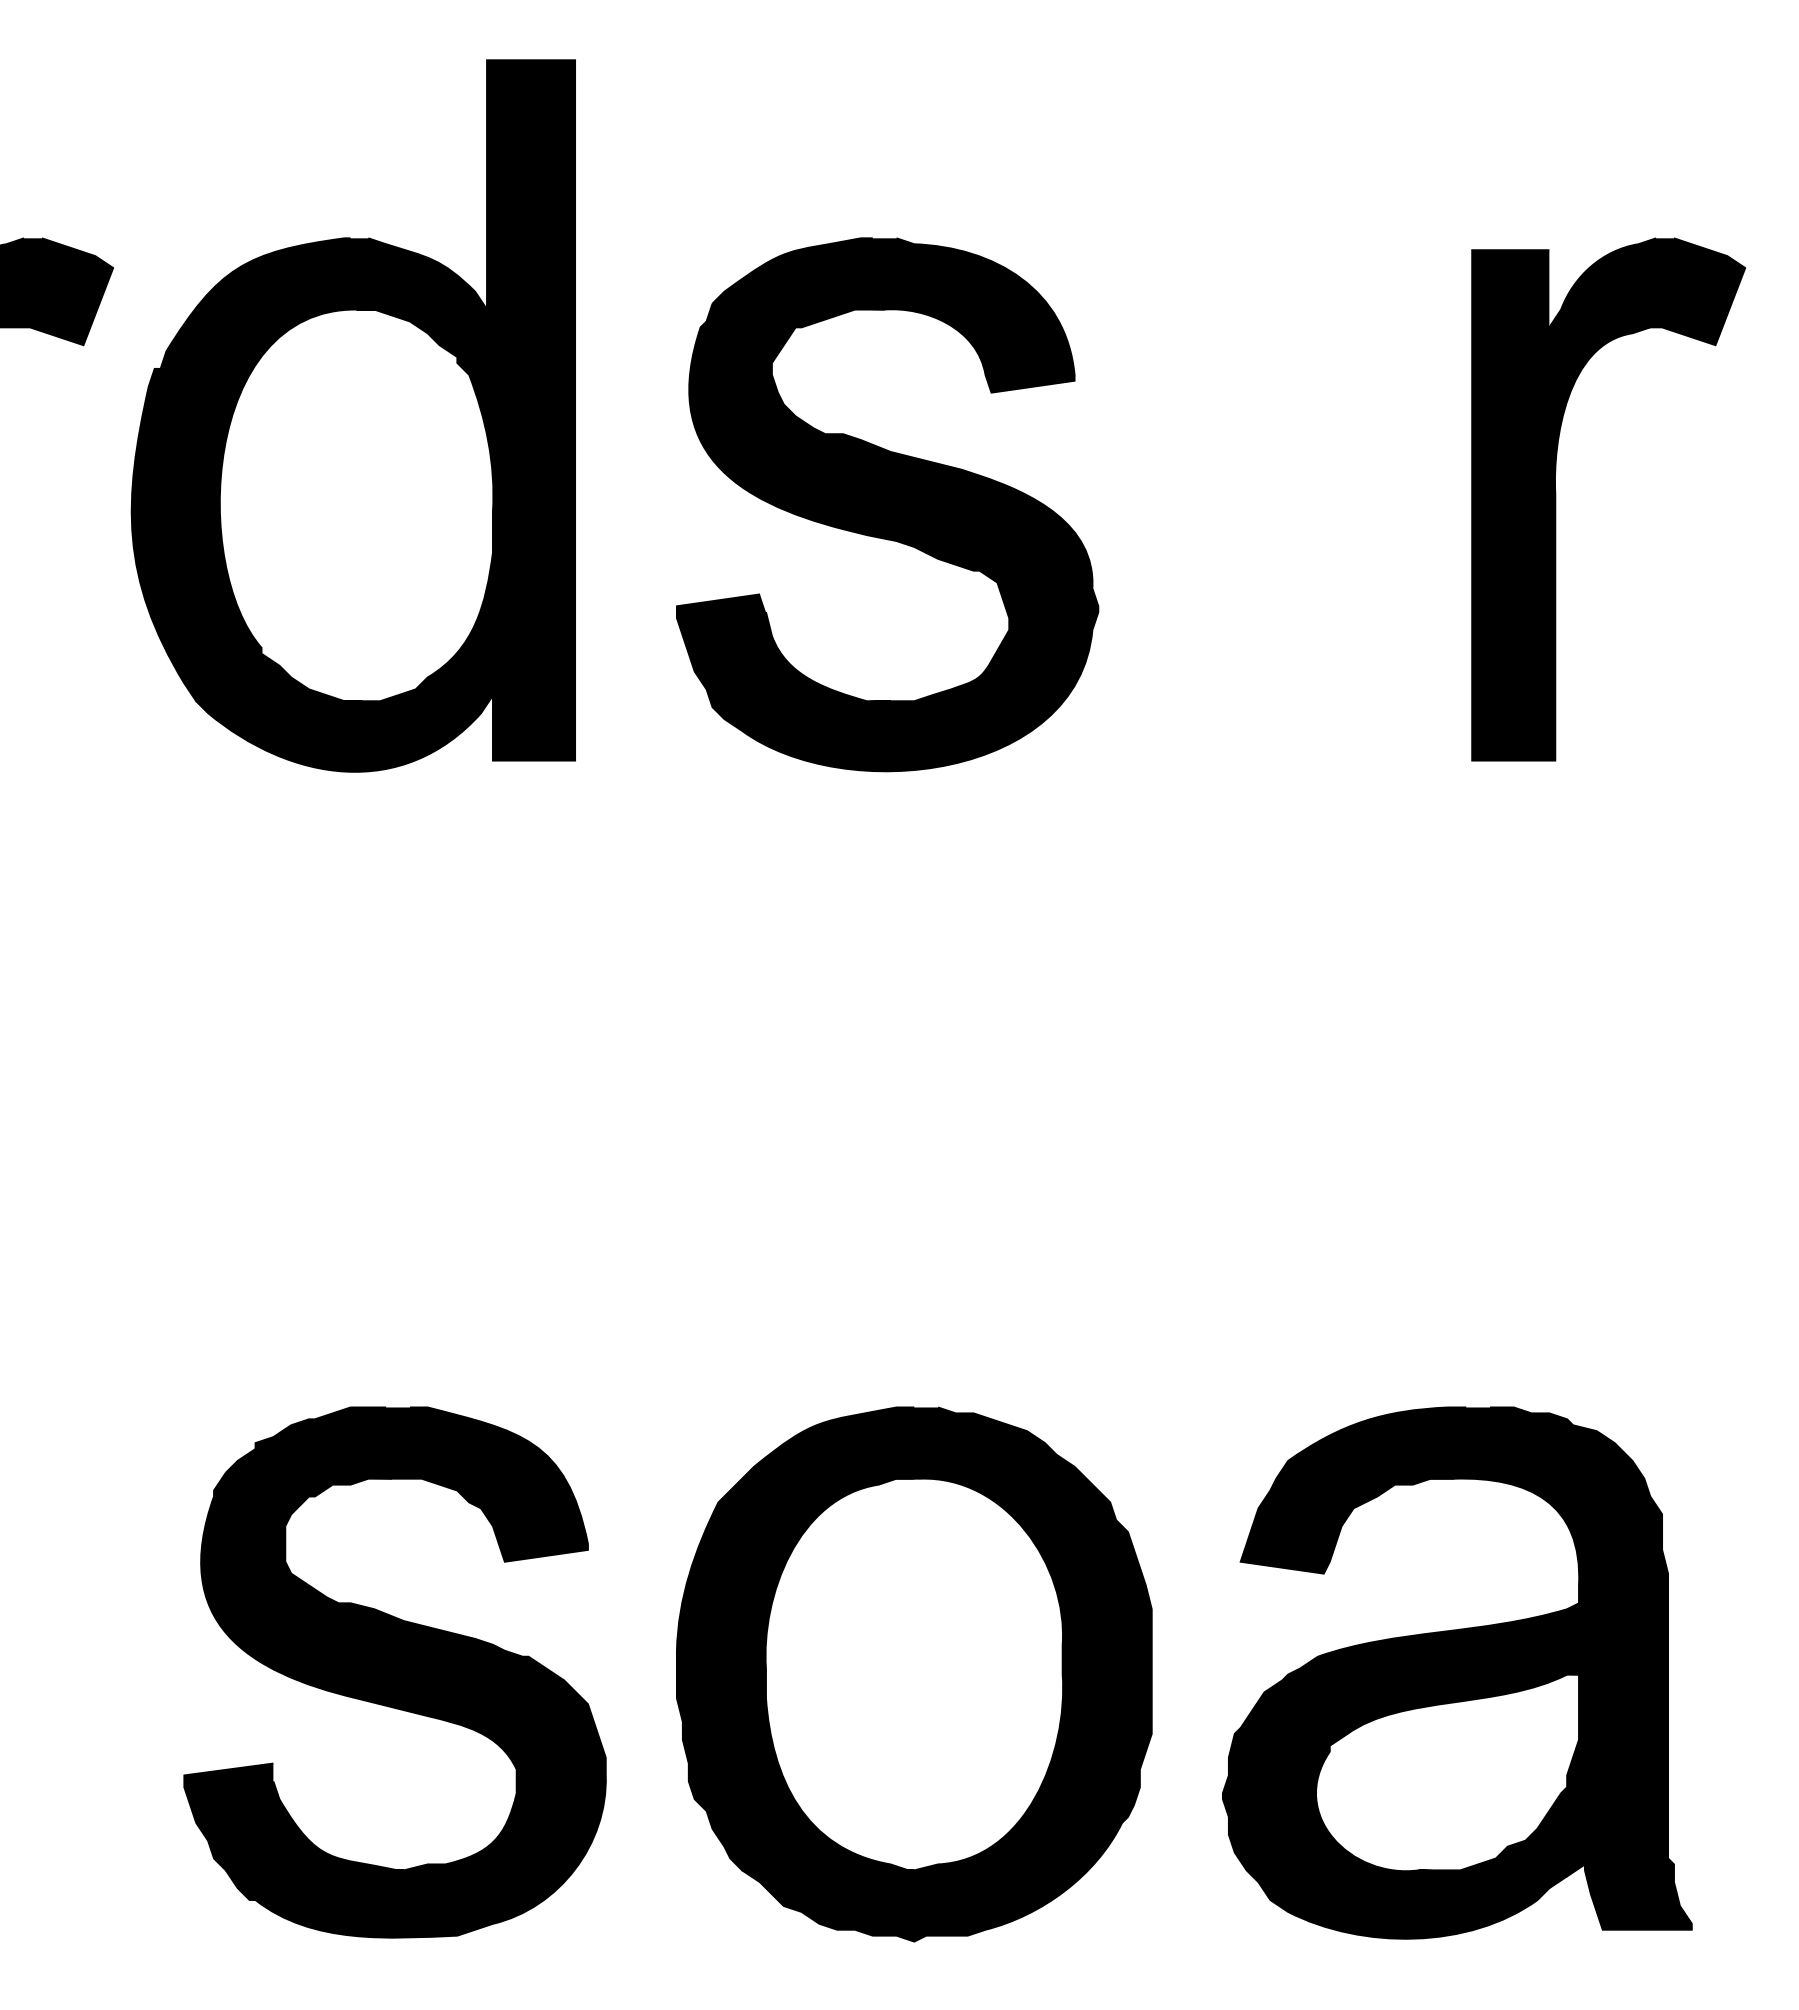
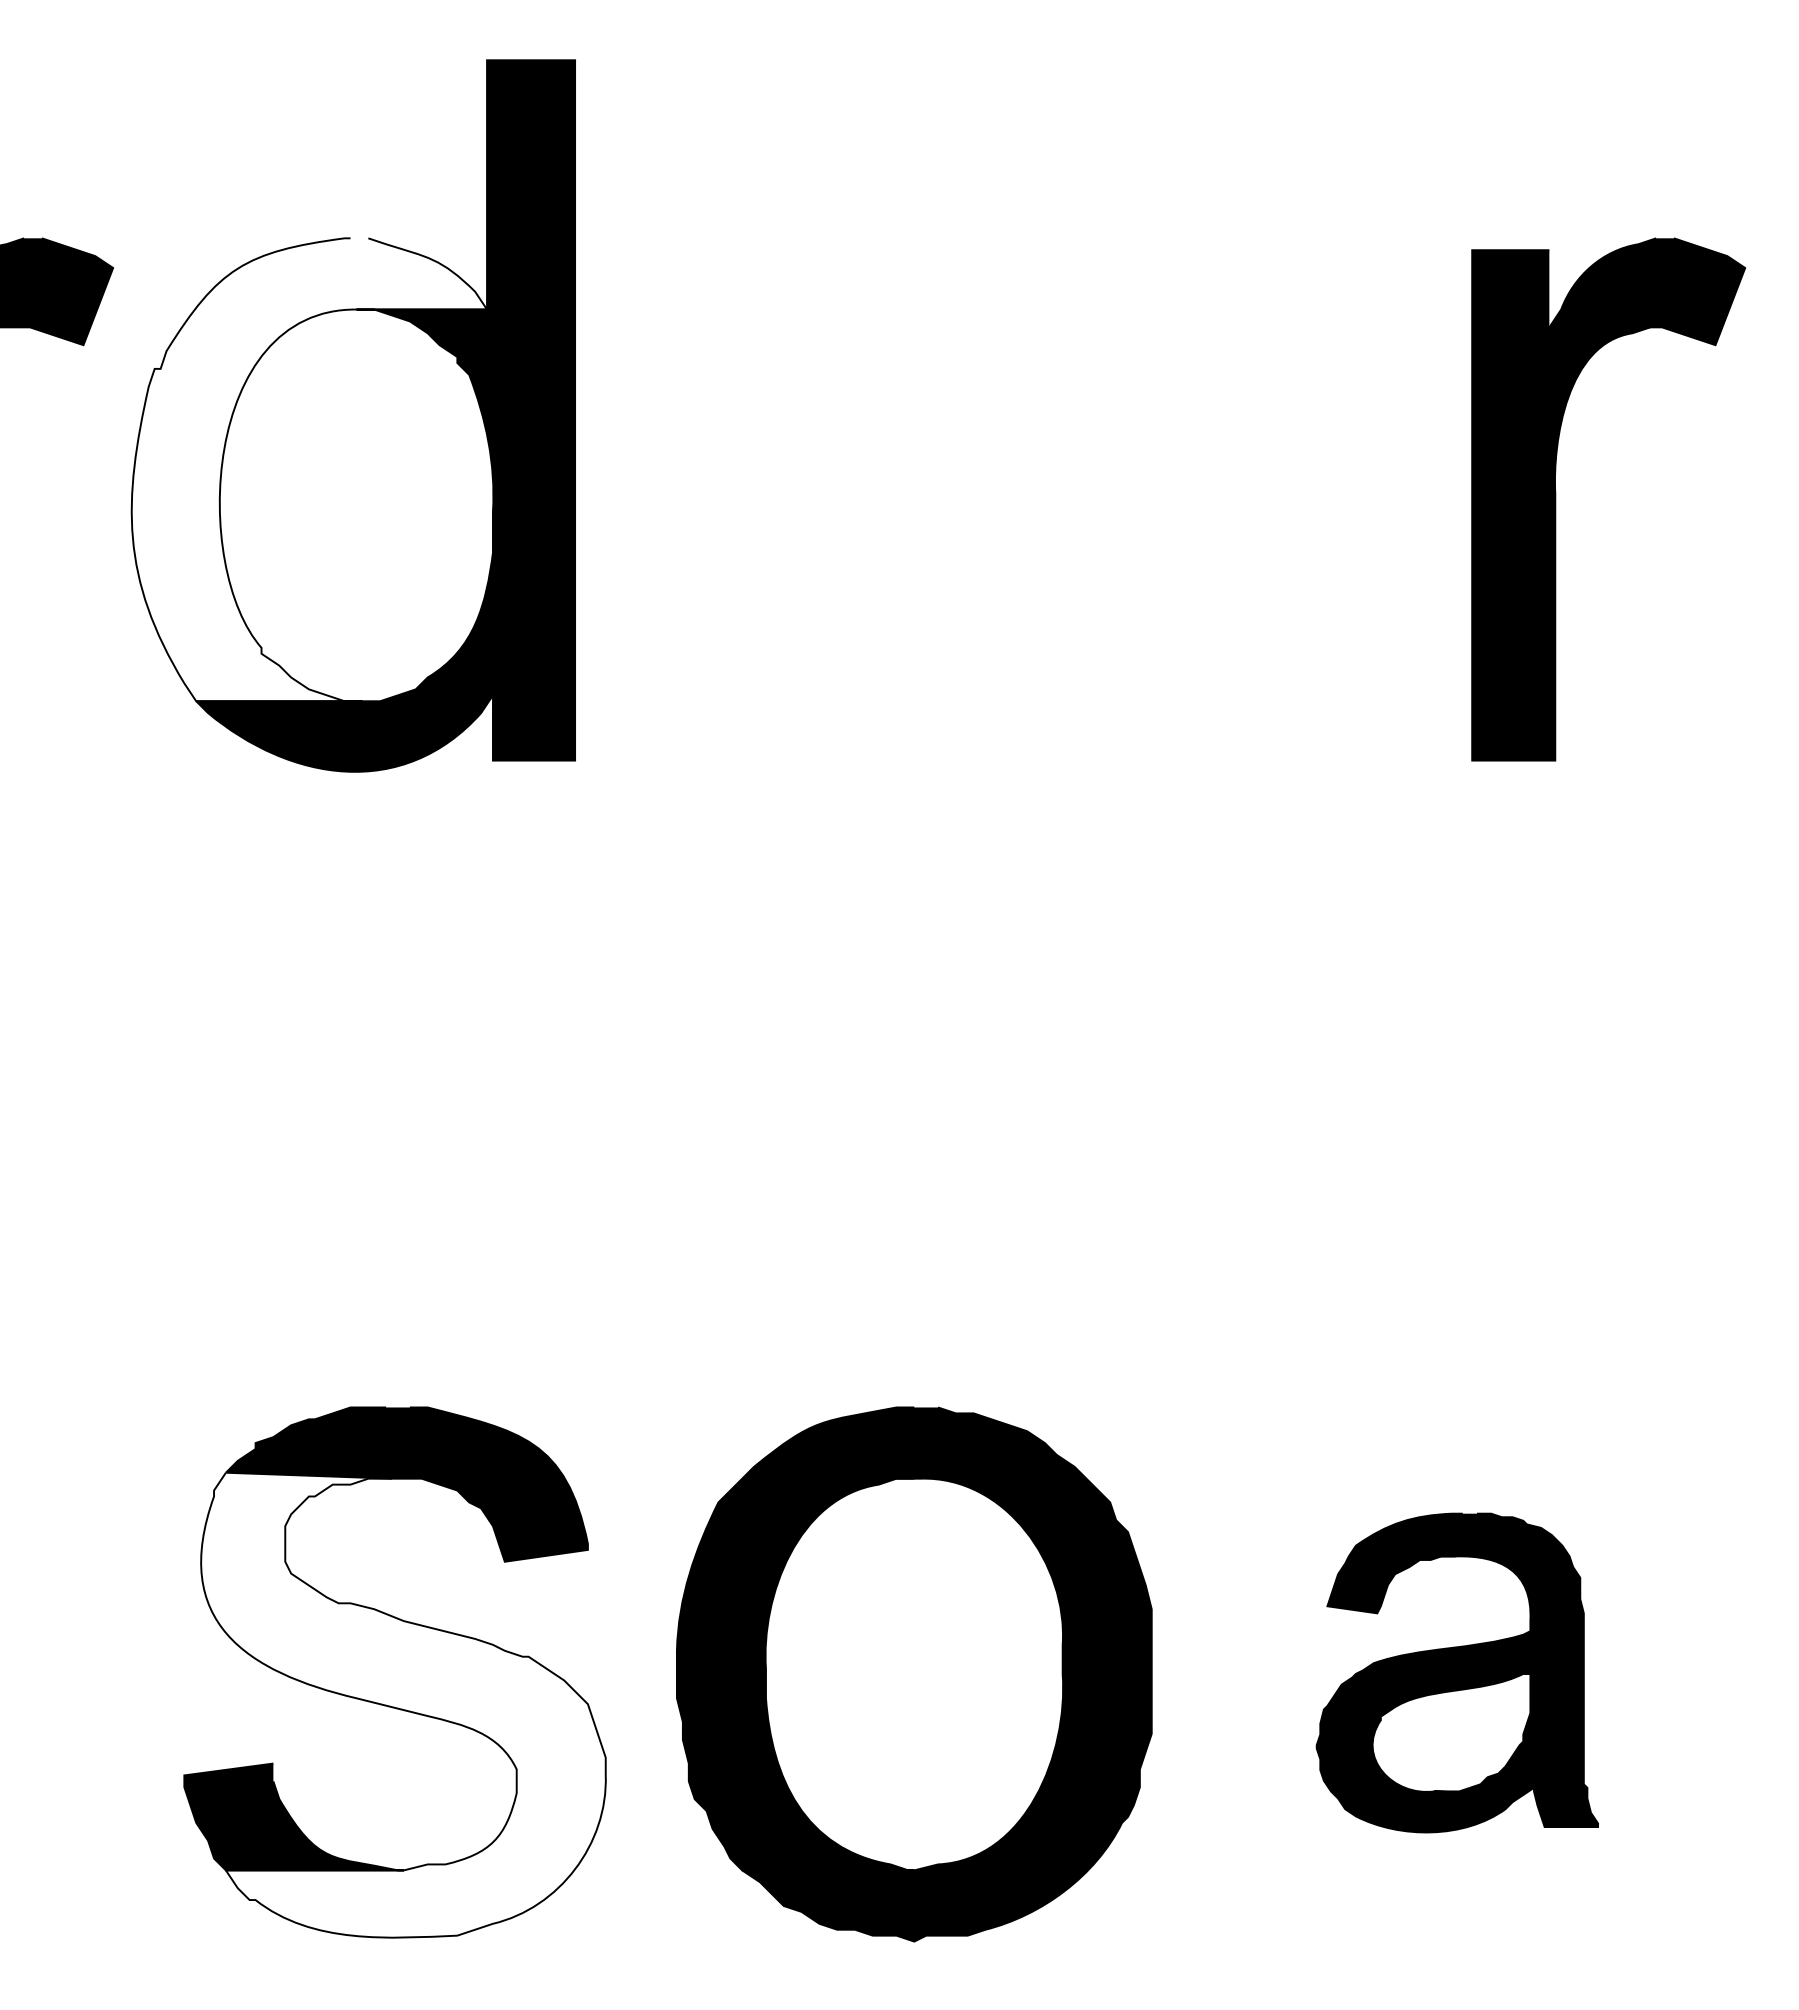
fill: present -> none (309, 469)
part: present -> none (887, 504)
part size: 471x534 px -> 284x322 px (1456, 1672)
fill: present -> none (403, 1704)
